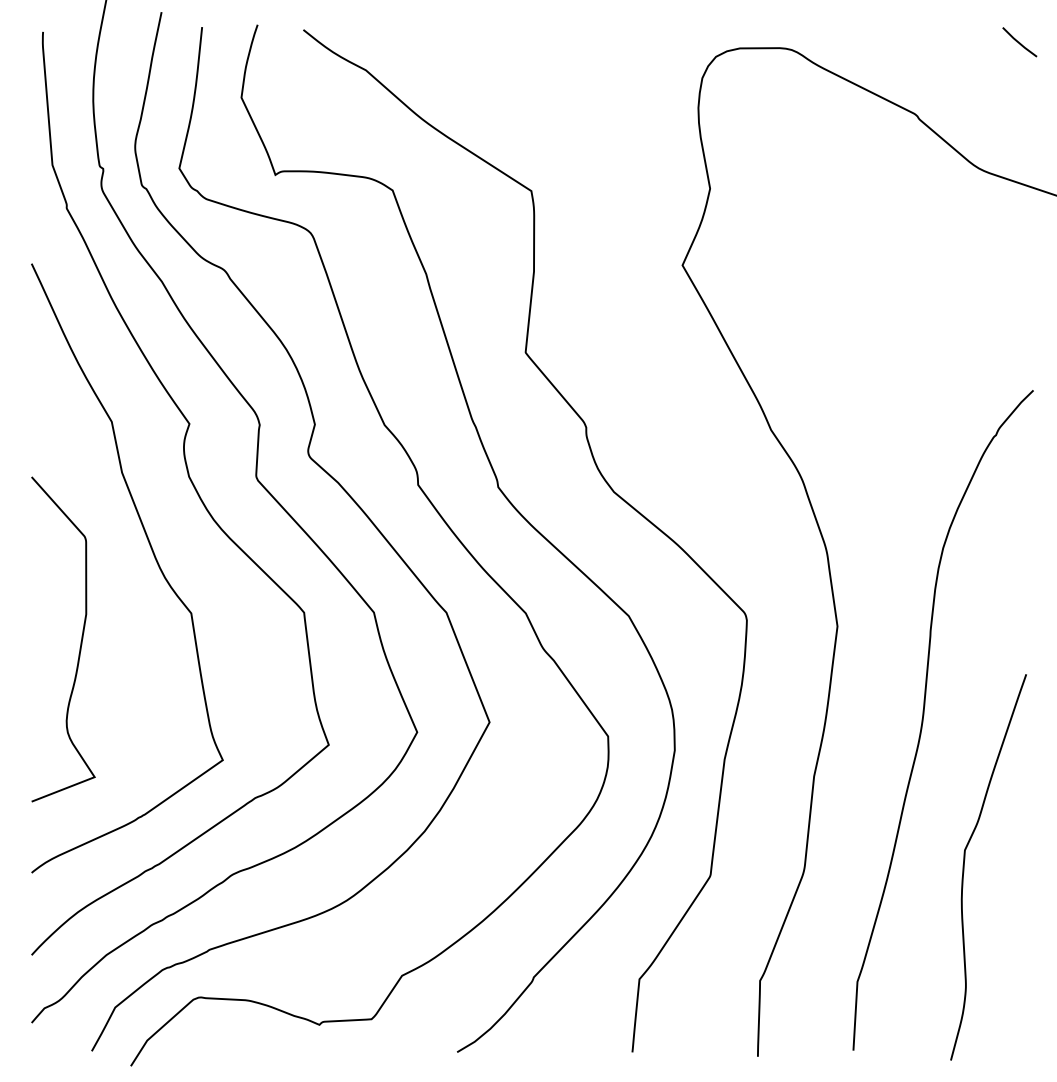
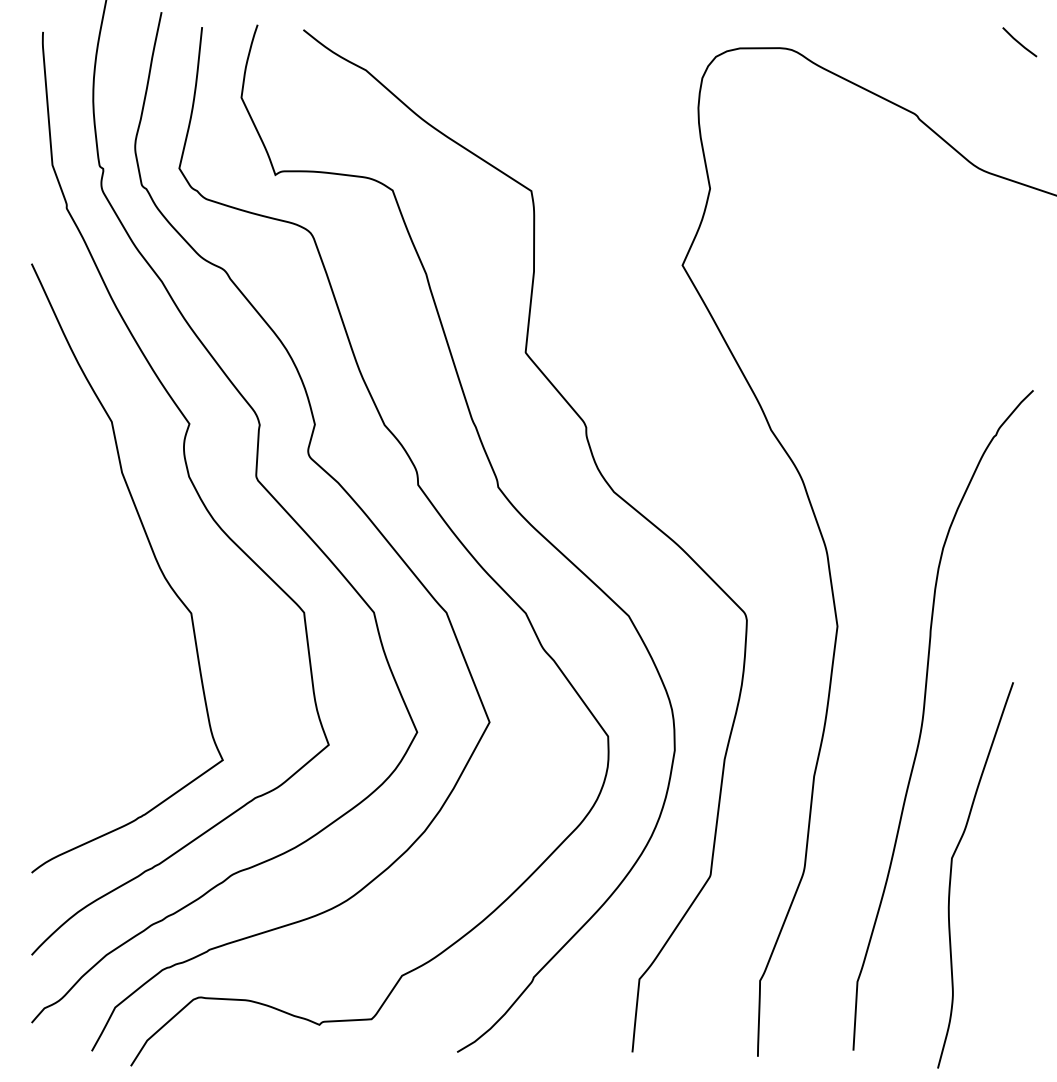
curve: present -> none (80, 641)
curve position: (964, 867) -> (951, 875) (951, 875)
